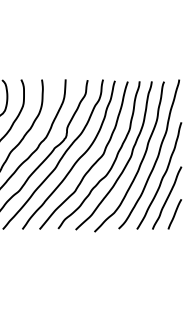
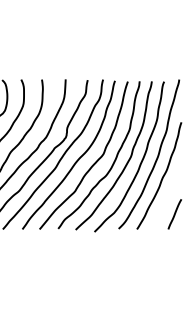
curve: present -> none (167, 197)
